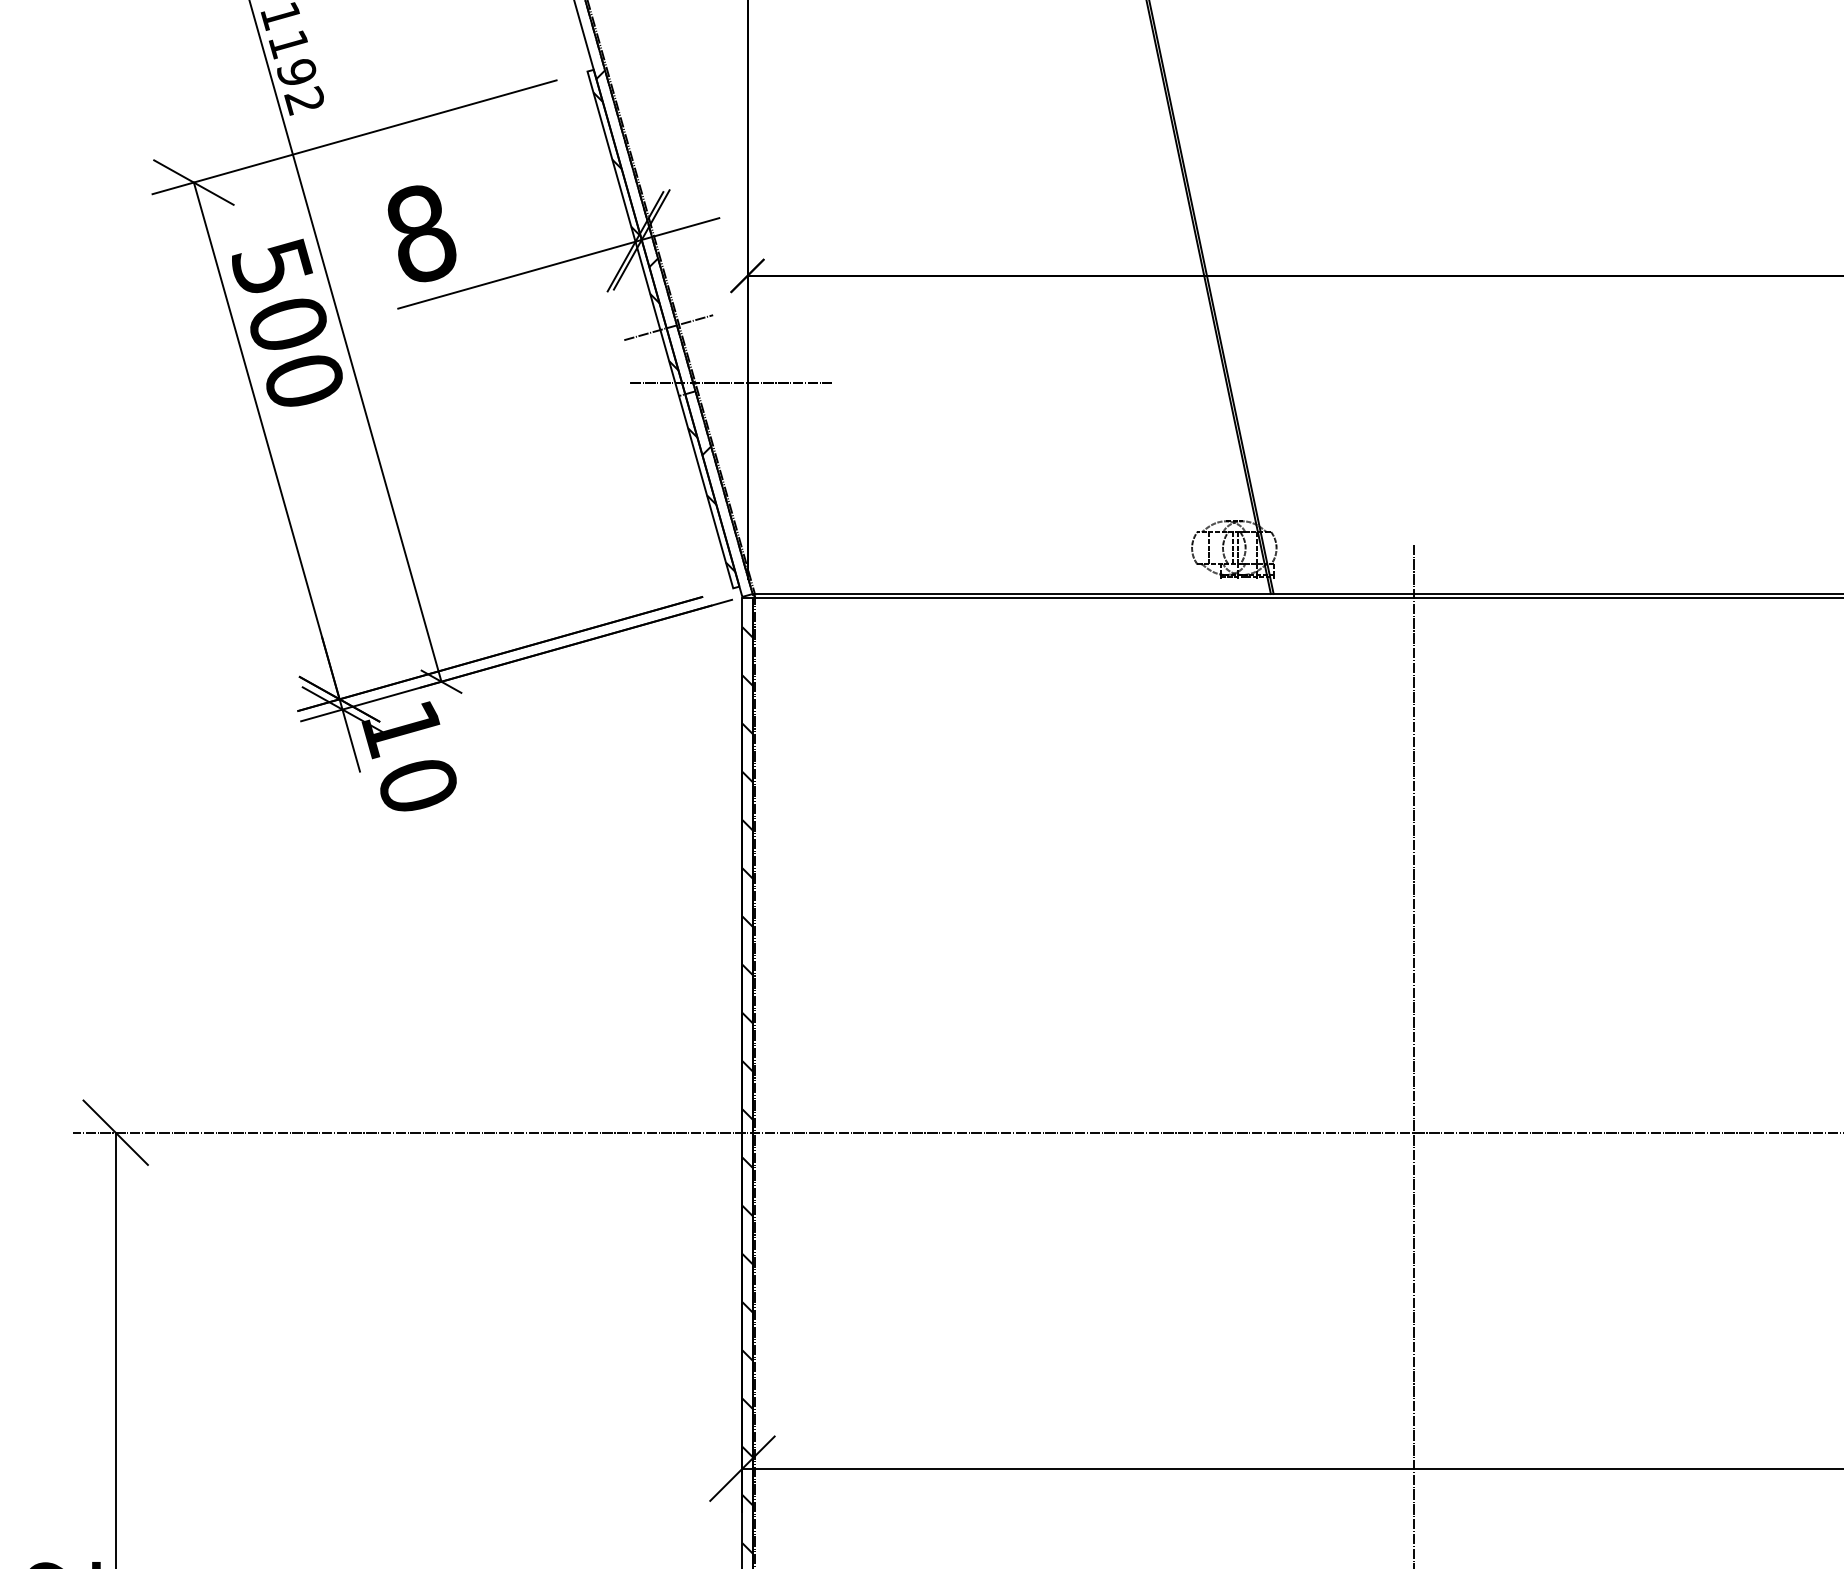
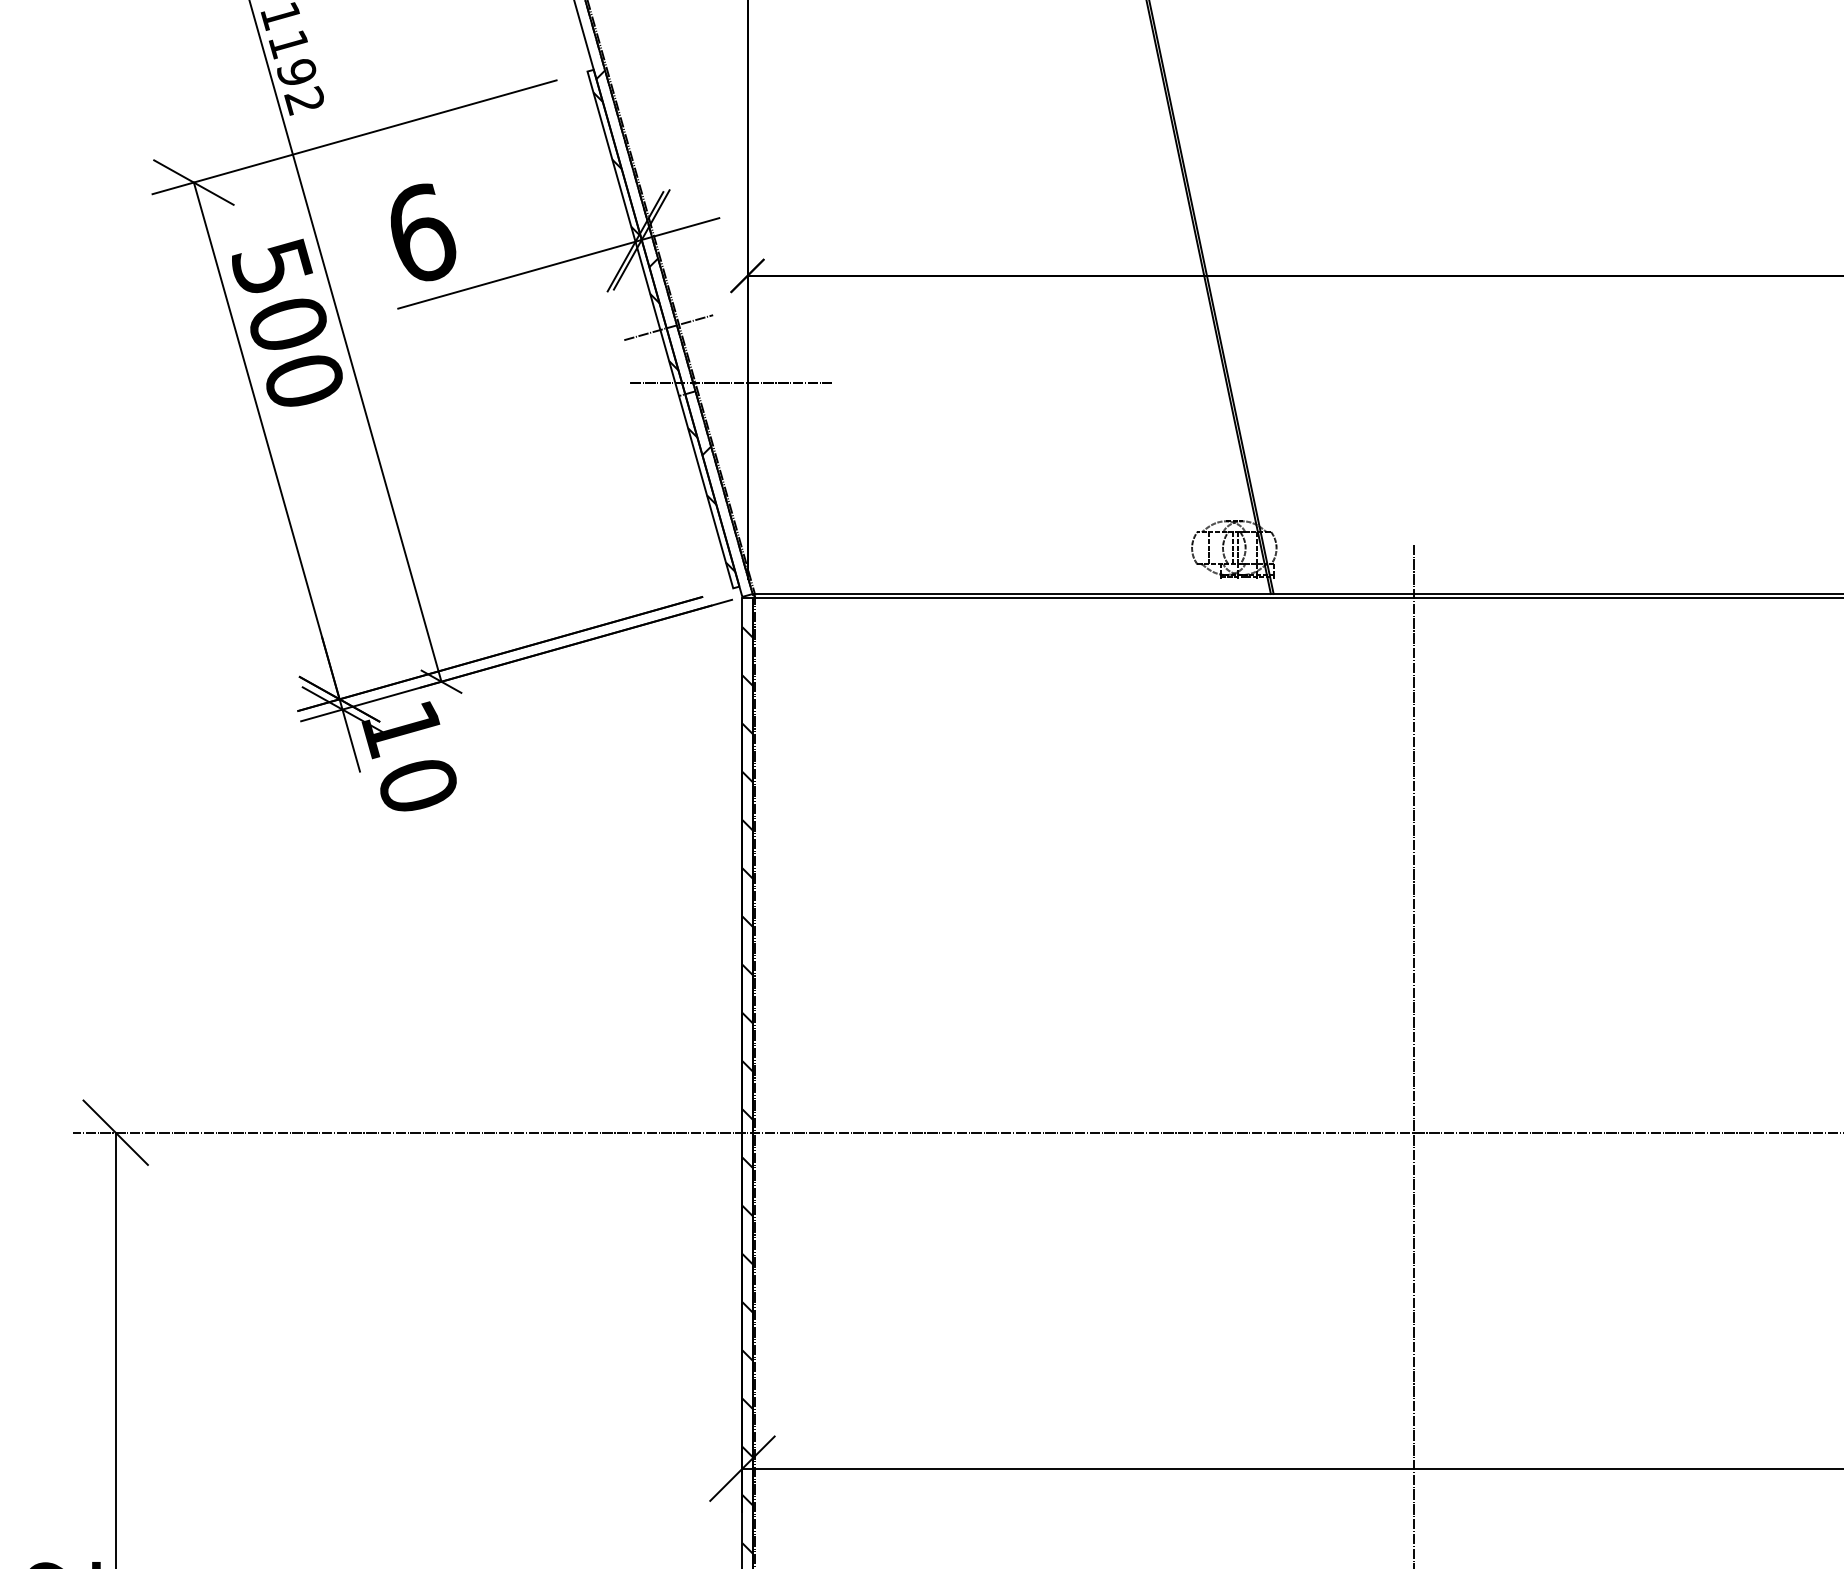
text: 8 -> 6 (421, 232)
